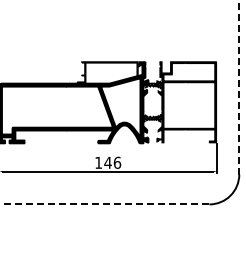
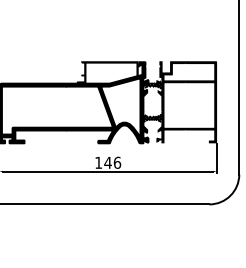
line: dashed -> solid (239, 87)
line: dashed -> solid (104, 204)
